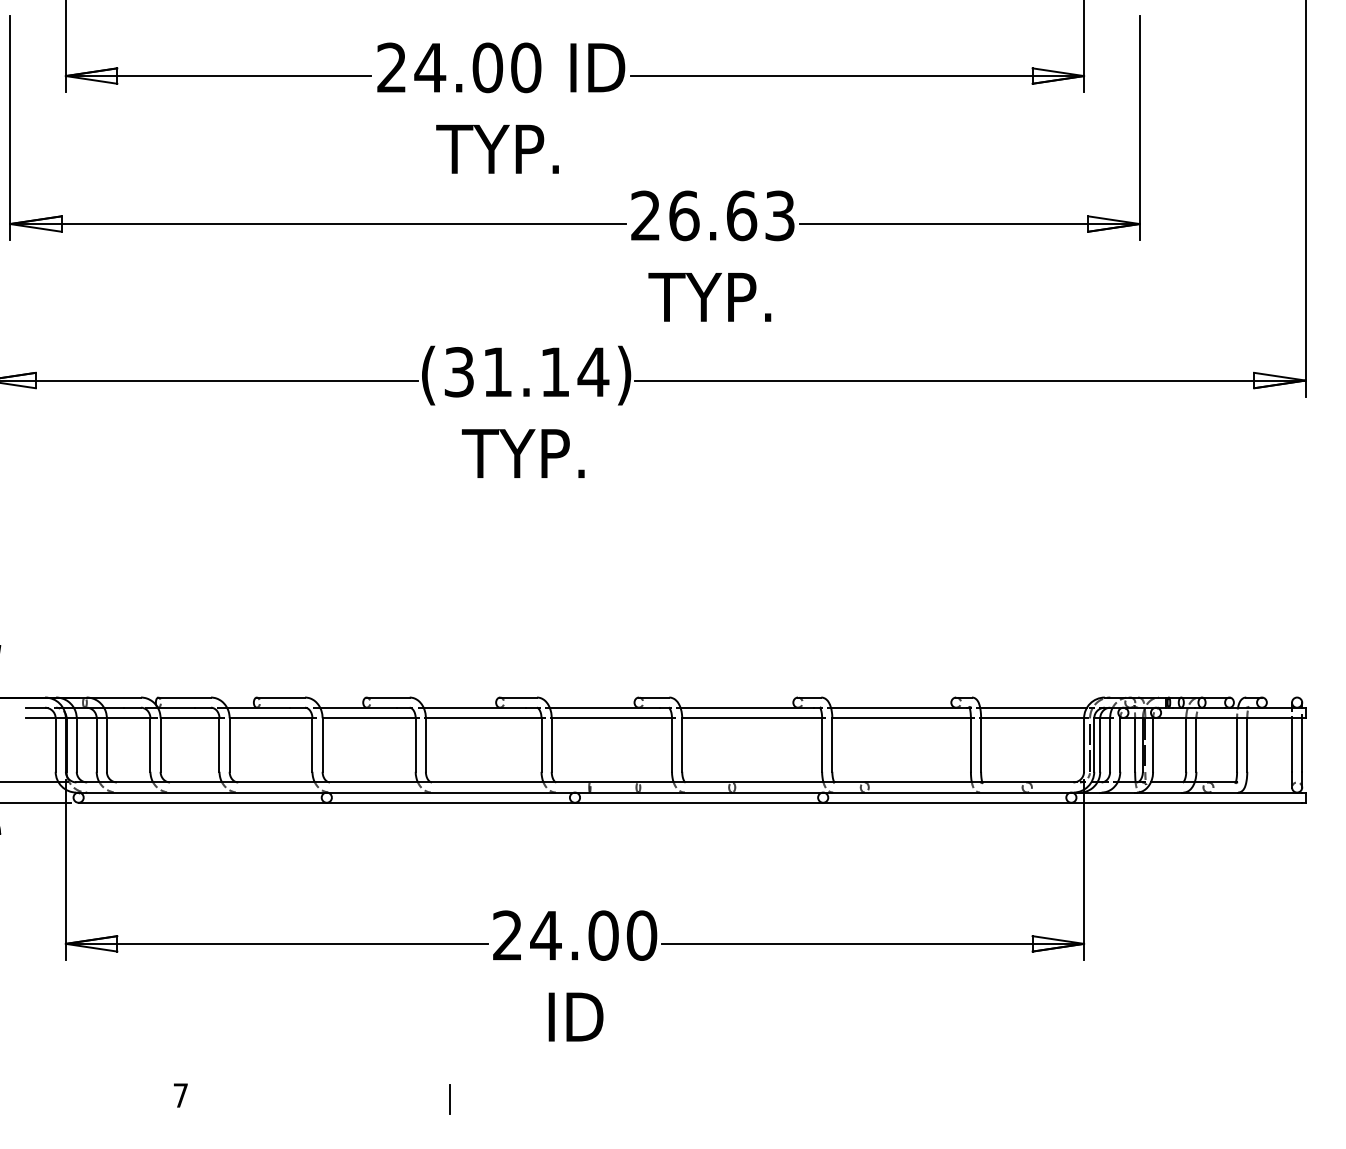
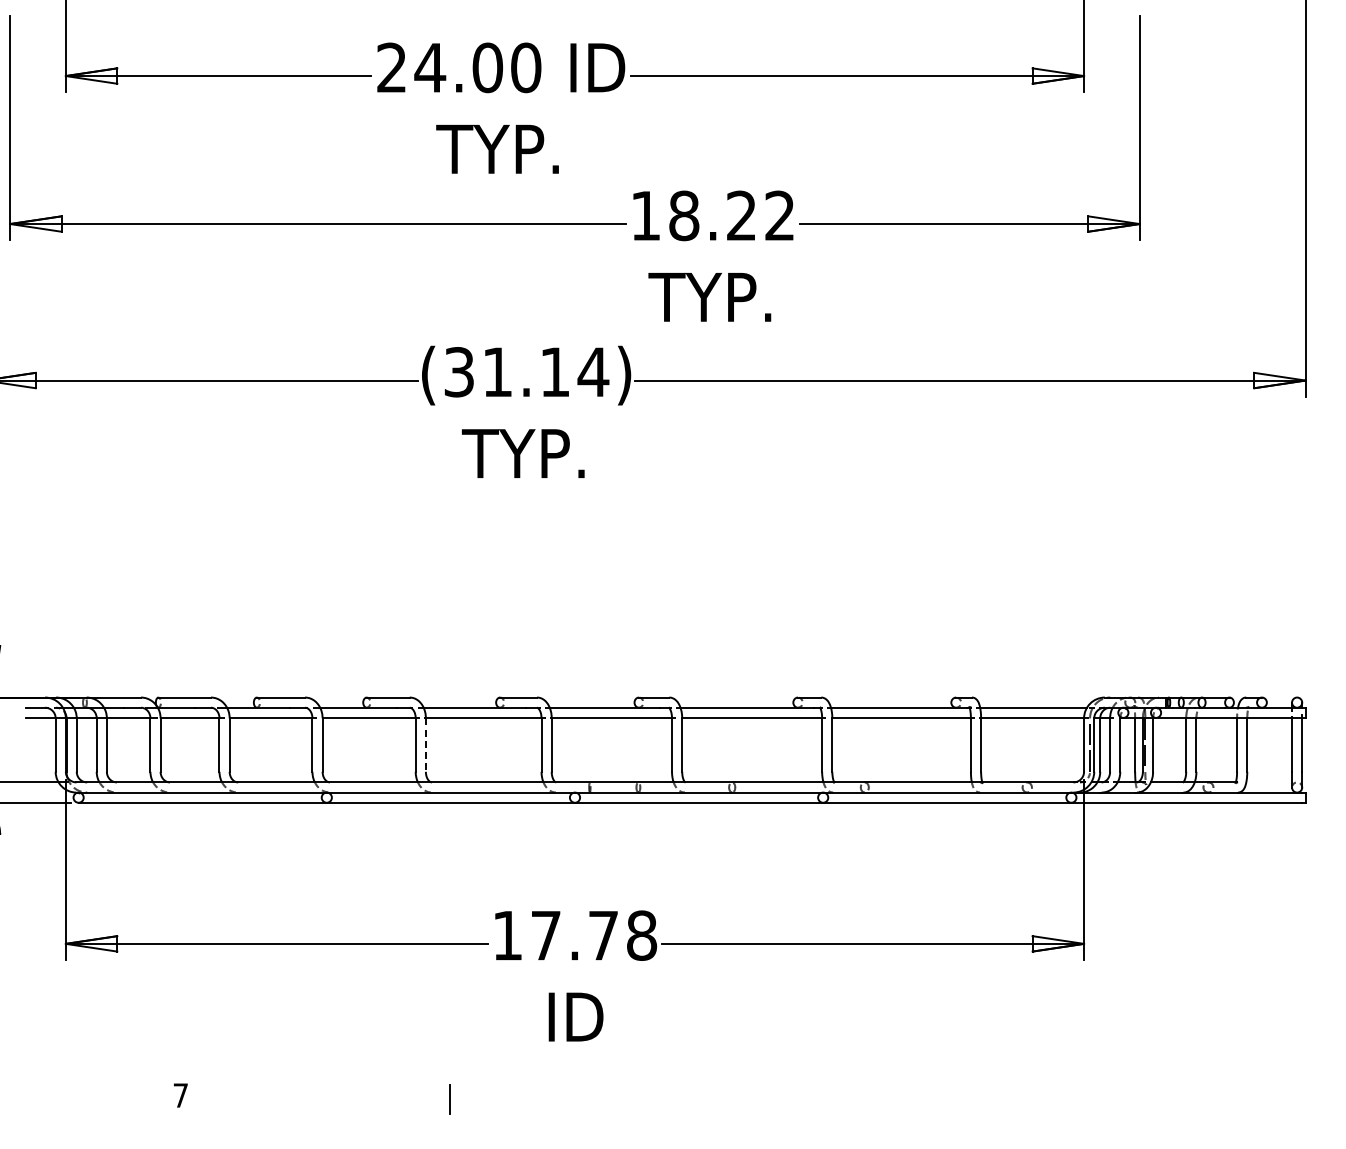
text: 26.63 -> 18.22 (712, 215)
line: solid -> dashed (425, 745)
text: 24.00 -> 17.78 (575, 935)
